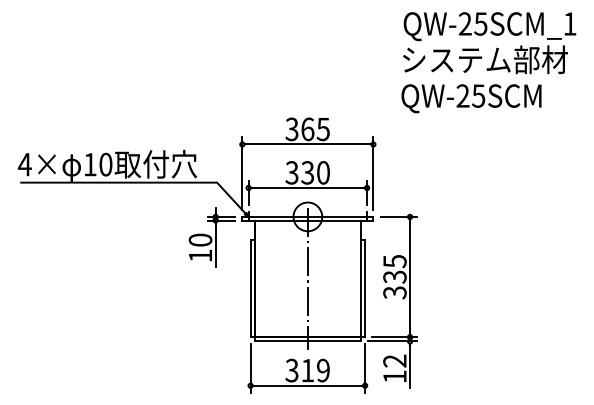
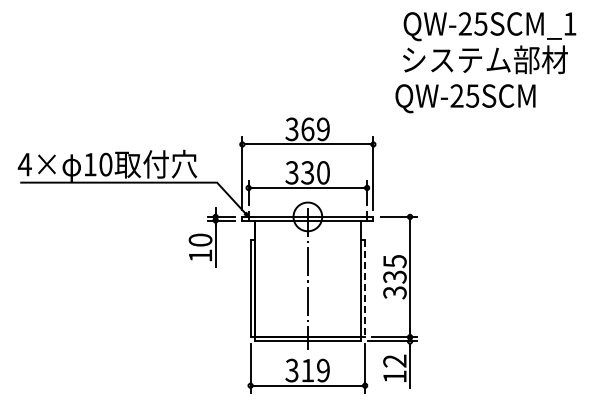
text position: (471, 98) -> (465, 98) (465, 98)
text: 365 -> 369 (322, 129)
line: solid -> dashed (365, 288)
